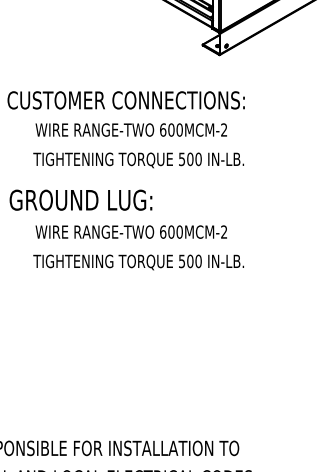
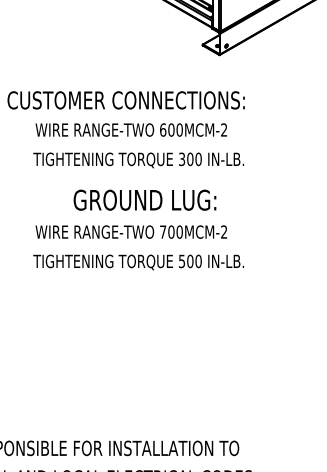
text: 500 -> 300 (182, 158)
text position: (80, 199) -> (144, 199) (144, 199)
text: 600MCM-2 -> 700MCM-2 (163, 231)
